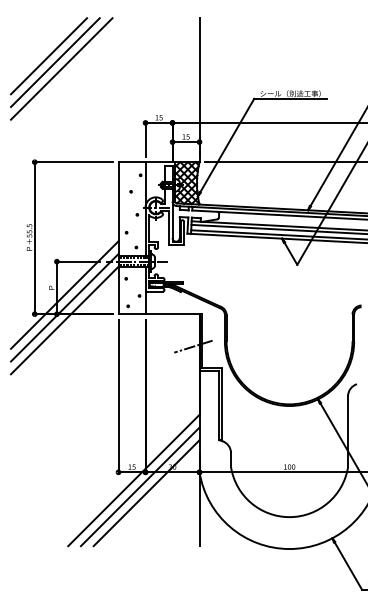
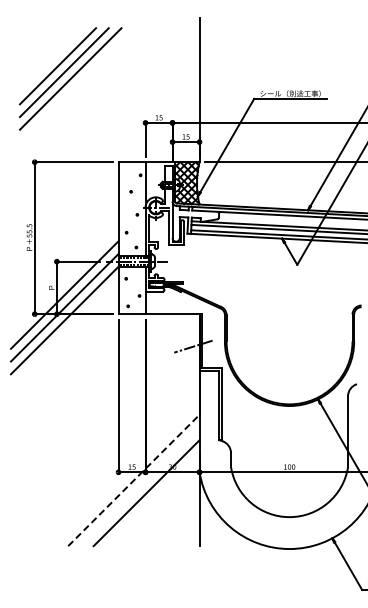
part position: (61, 68) -> (70, 78) (70, 78)
line: solid -> dashed (133, 480)
line: present -> none (139, 486)
